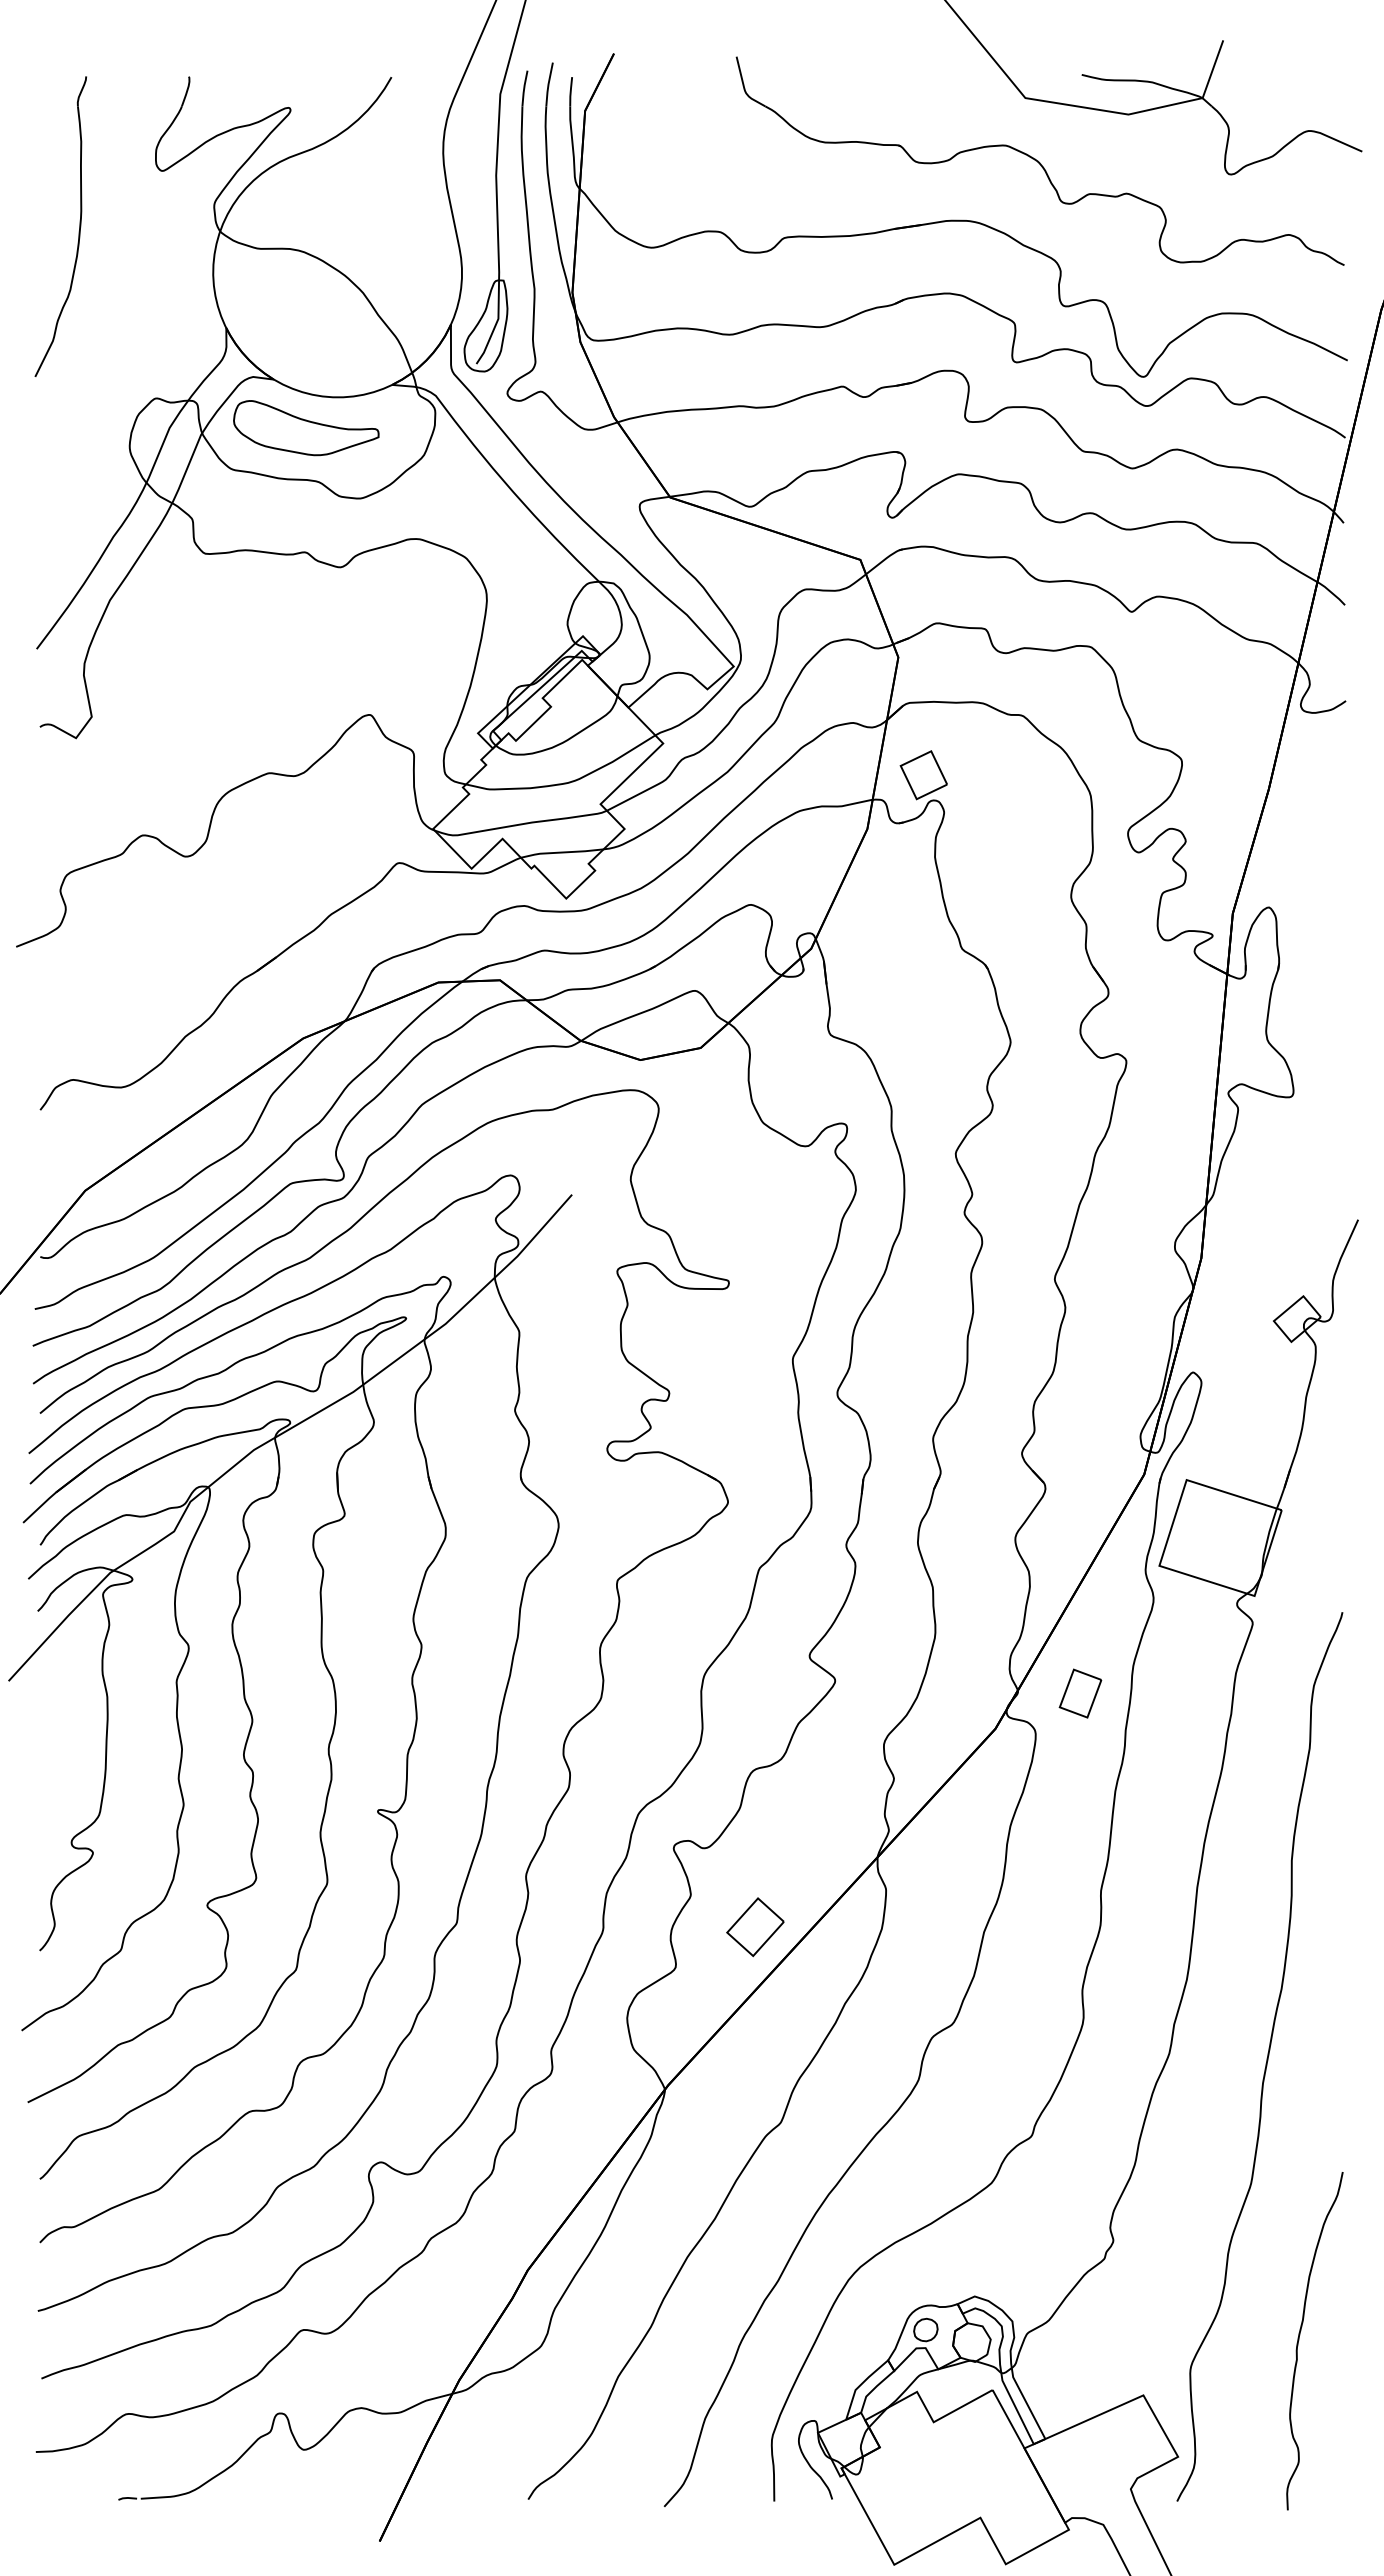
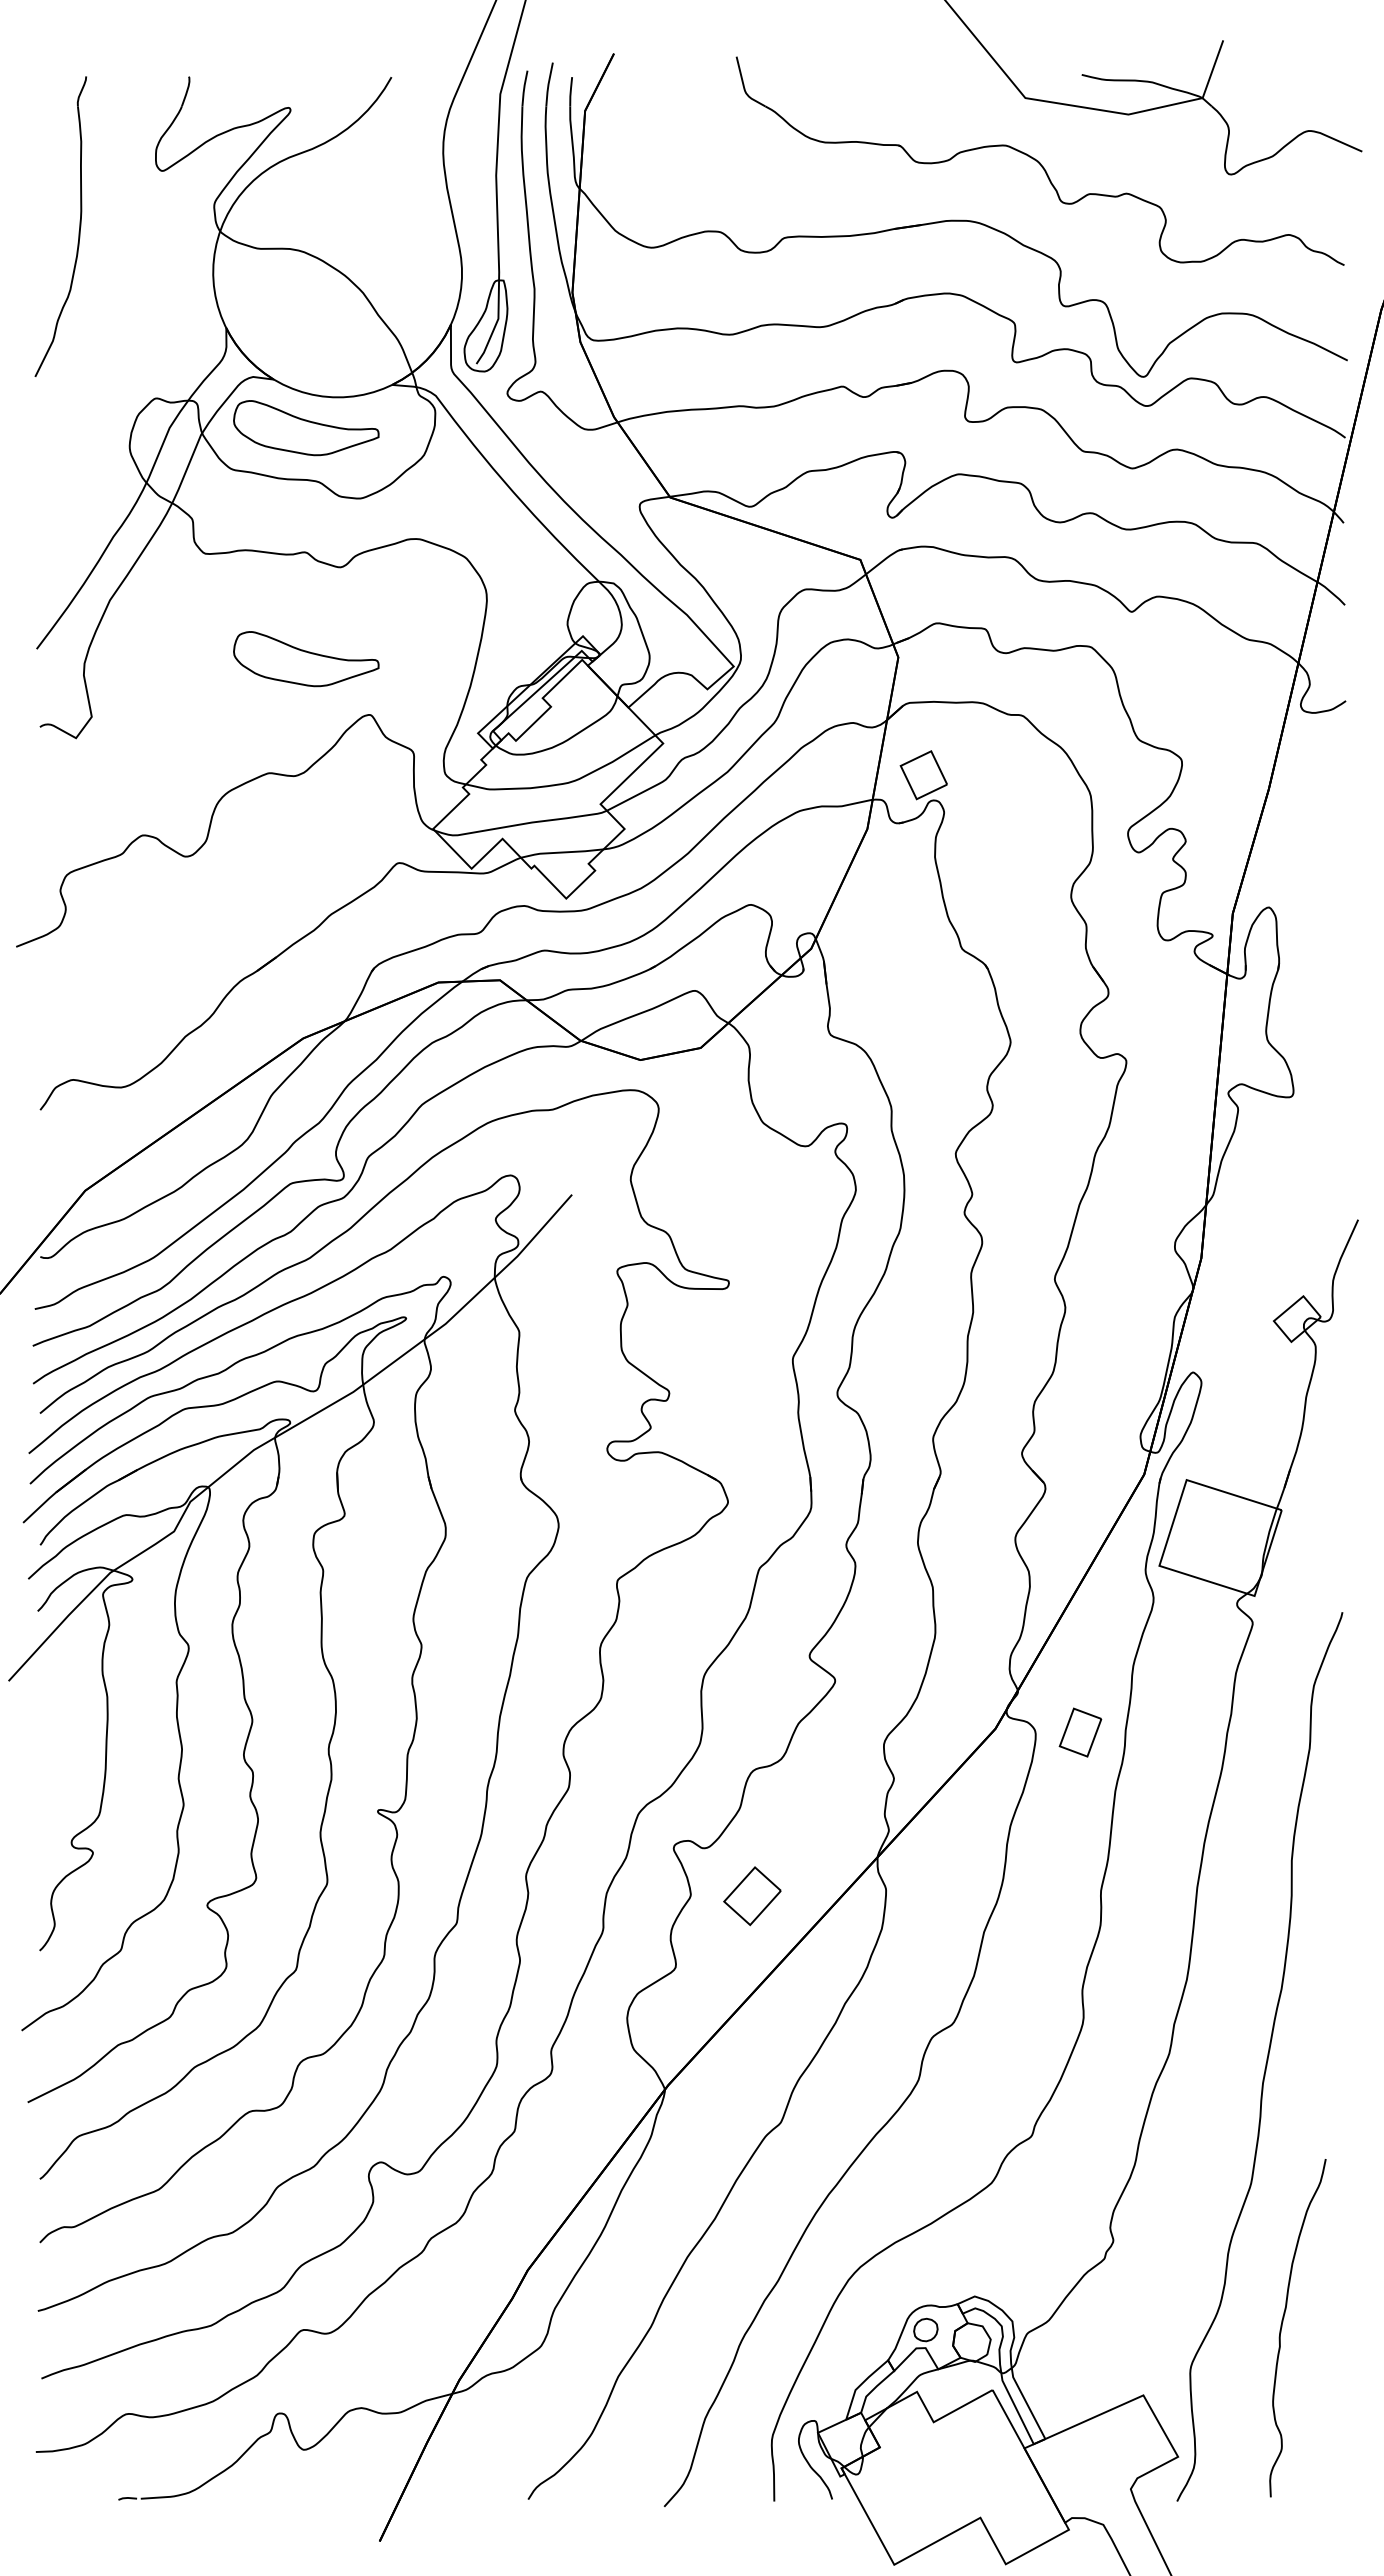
part: none -> present (306, 659)
part position: (1080, 1693) -> (1080, 1732) (1080, 1732)
part position: (755, 1927) -> (752, 1896) (752, 1896)
curve position: (1299, 2340) -> (1282, 2327) (1282, 2327)
